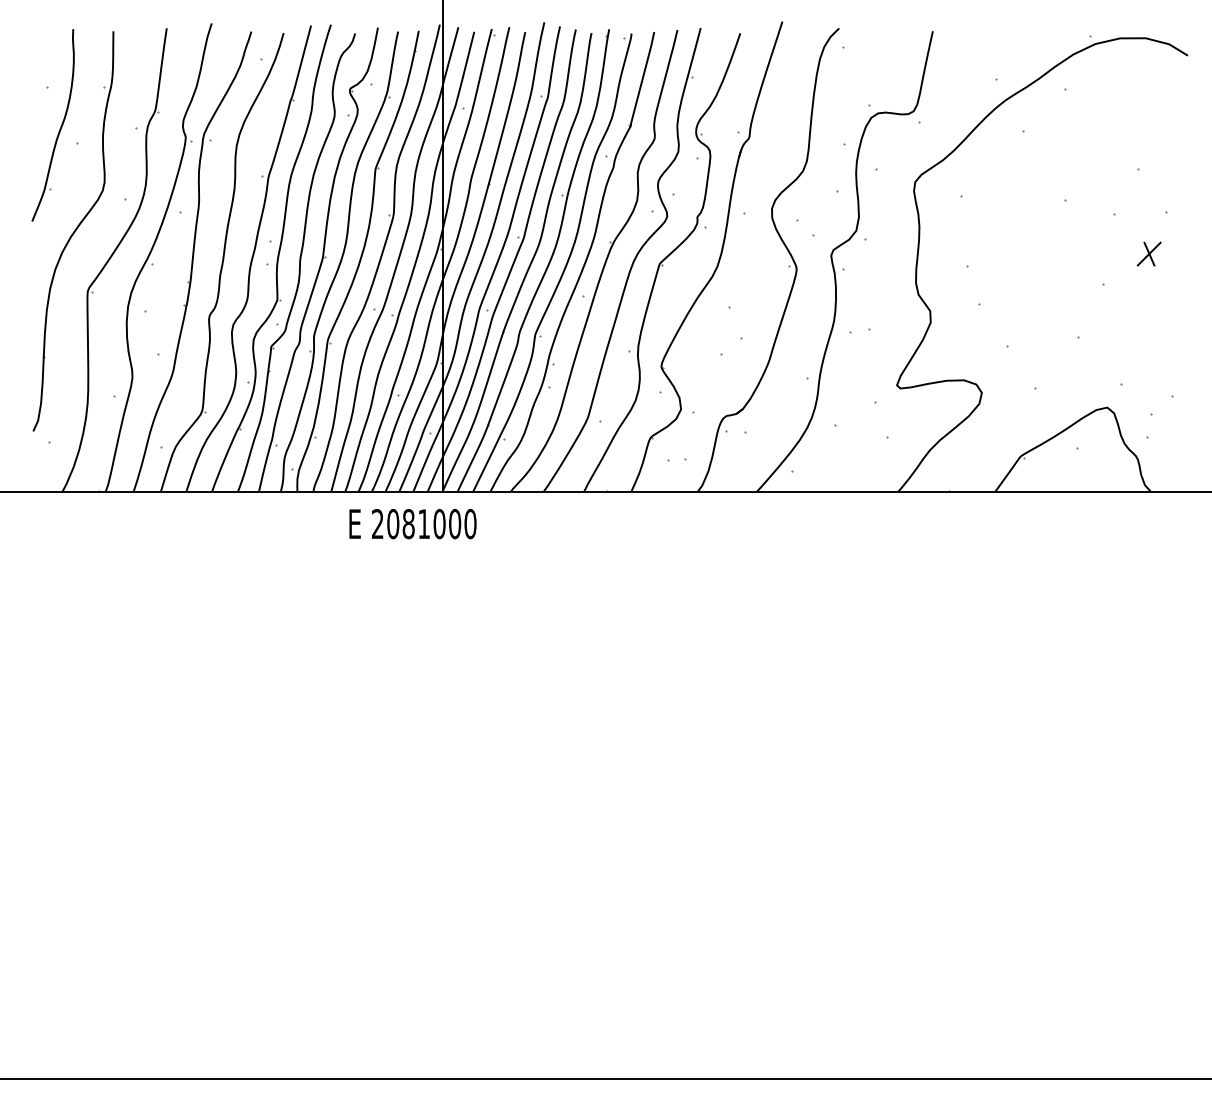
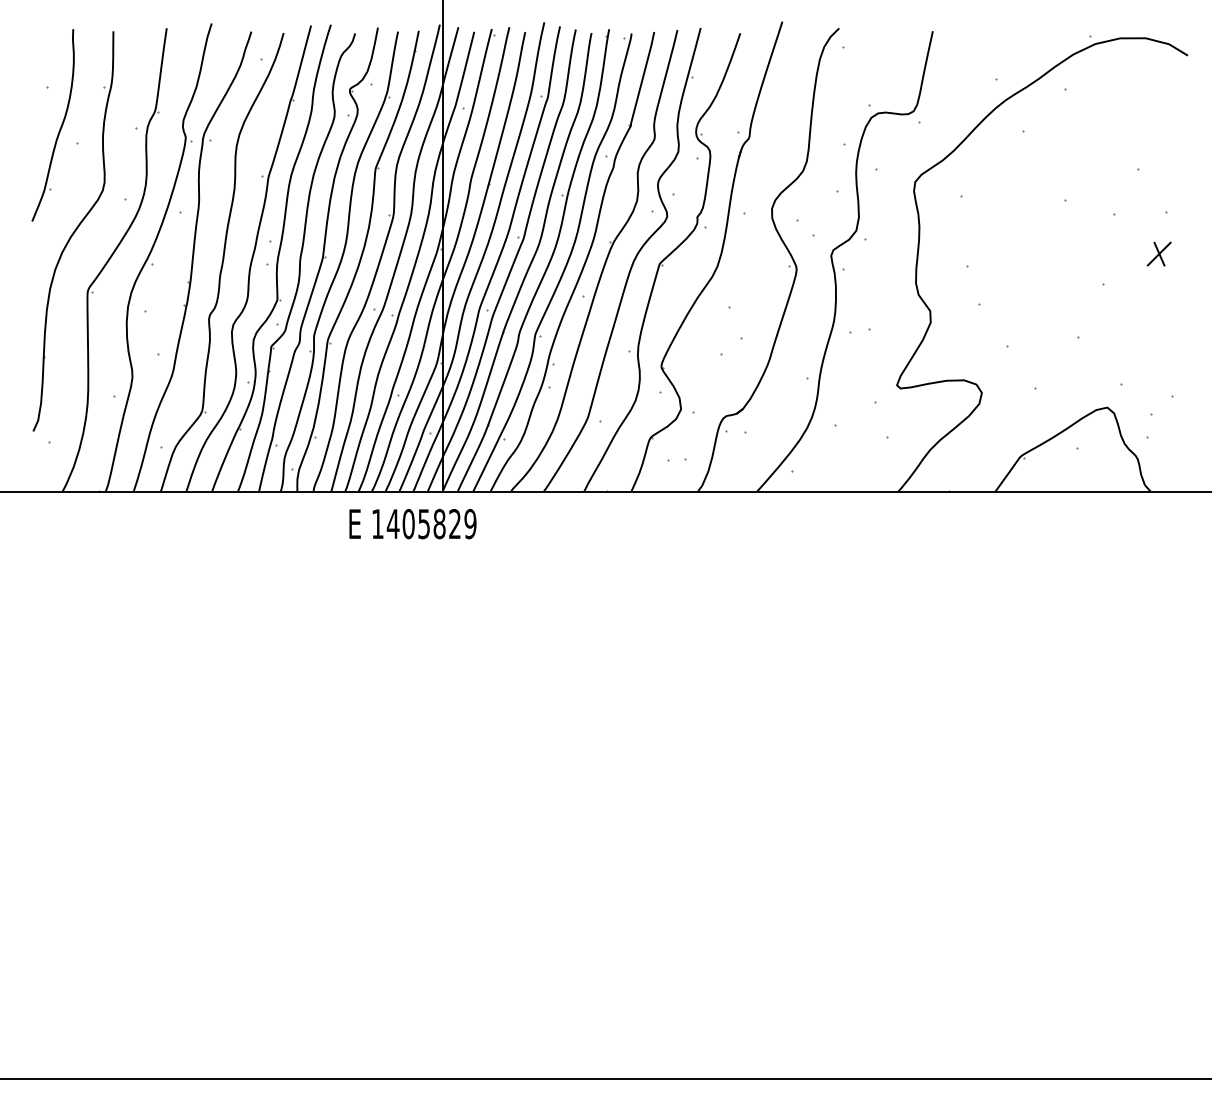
part position: (1148, 253) -> (1158, 253) (1158, 253)
text: 2081000 -> 1405829 (424, 524)
